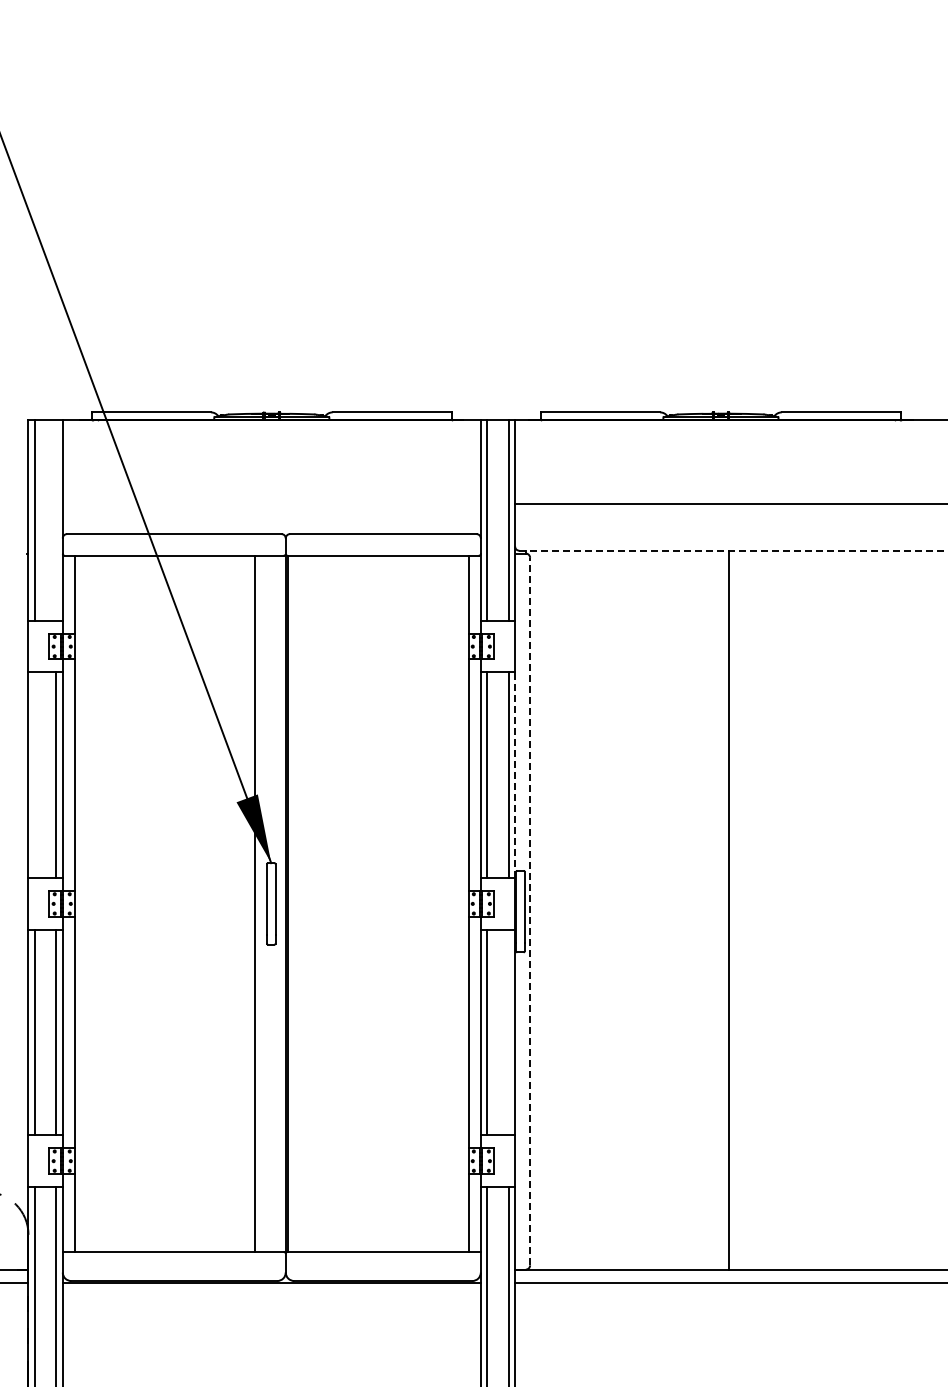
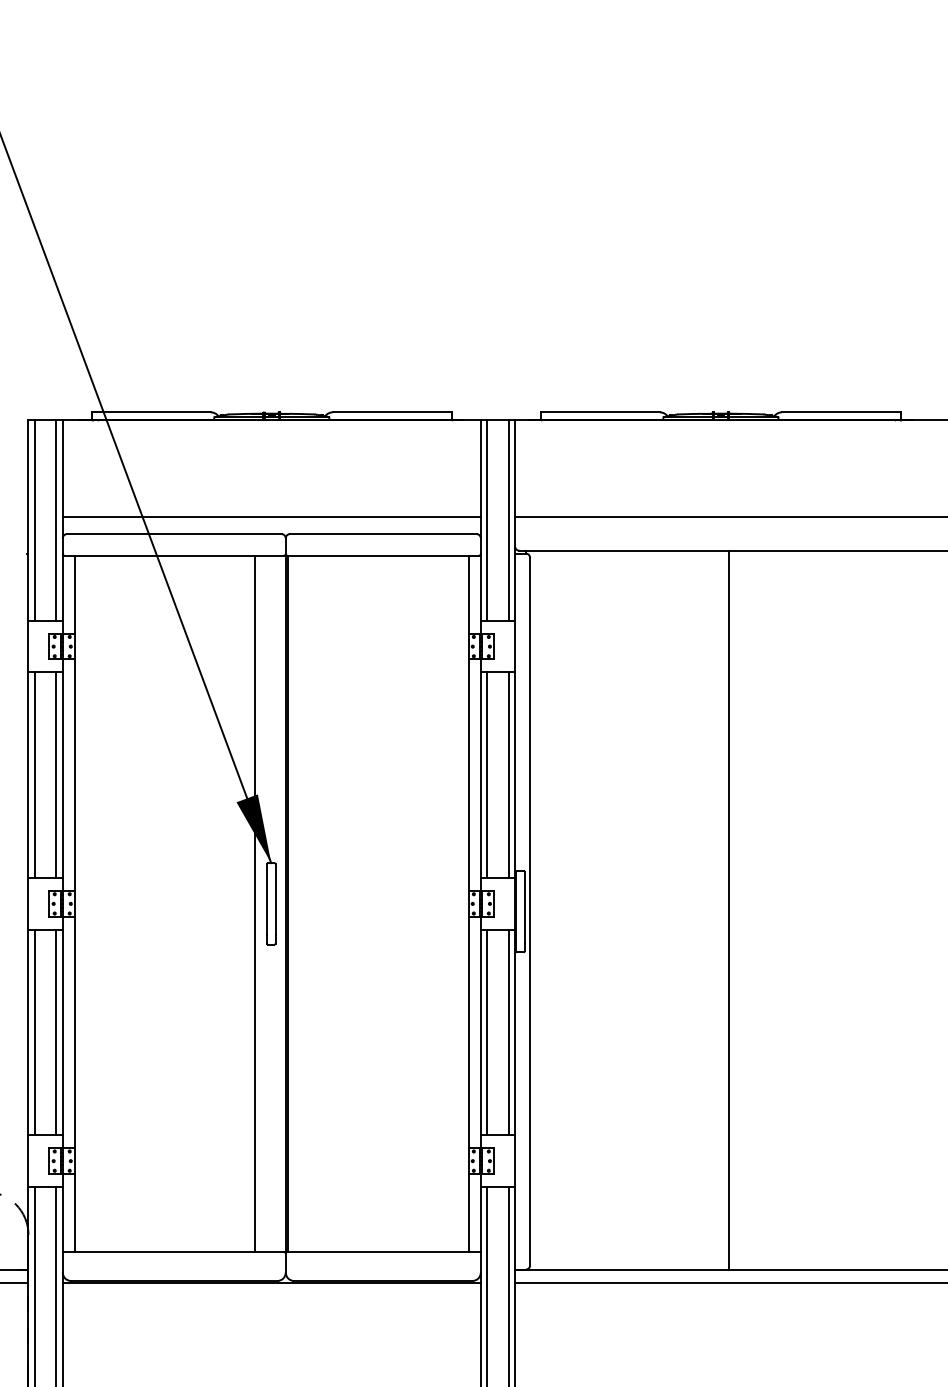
line position: (729, 503) -> (729, 516) (729, 516)
line: none -> present (271, 517)
line: none -> present (56, 520)
line: dashed -> solid (733, 550)
line: none -> present (34, 775)
line: dashed -> solid (515, 775)
line: dashed -> solid (530, 911)
line: none -> present (508, 1032)
